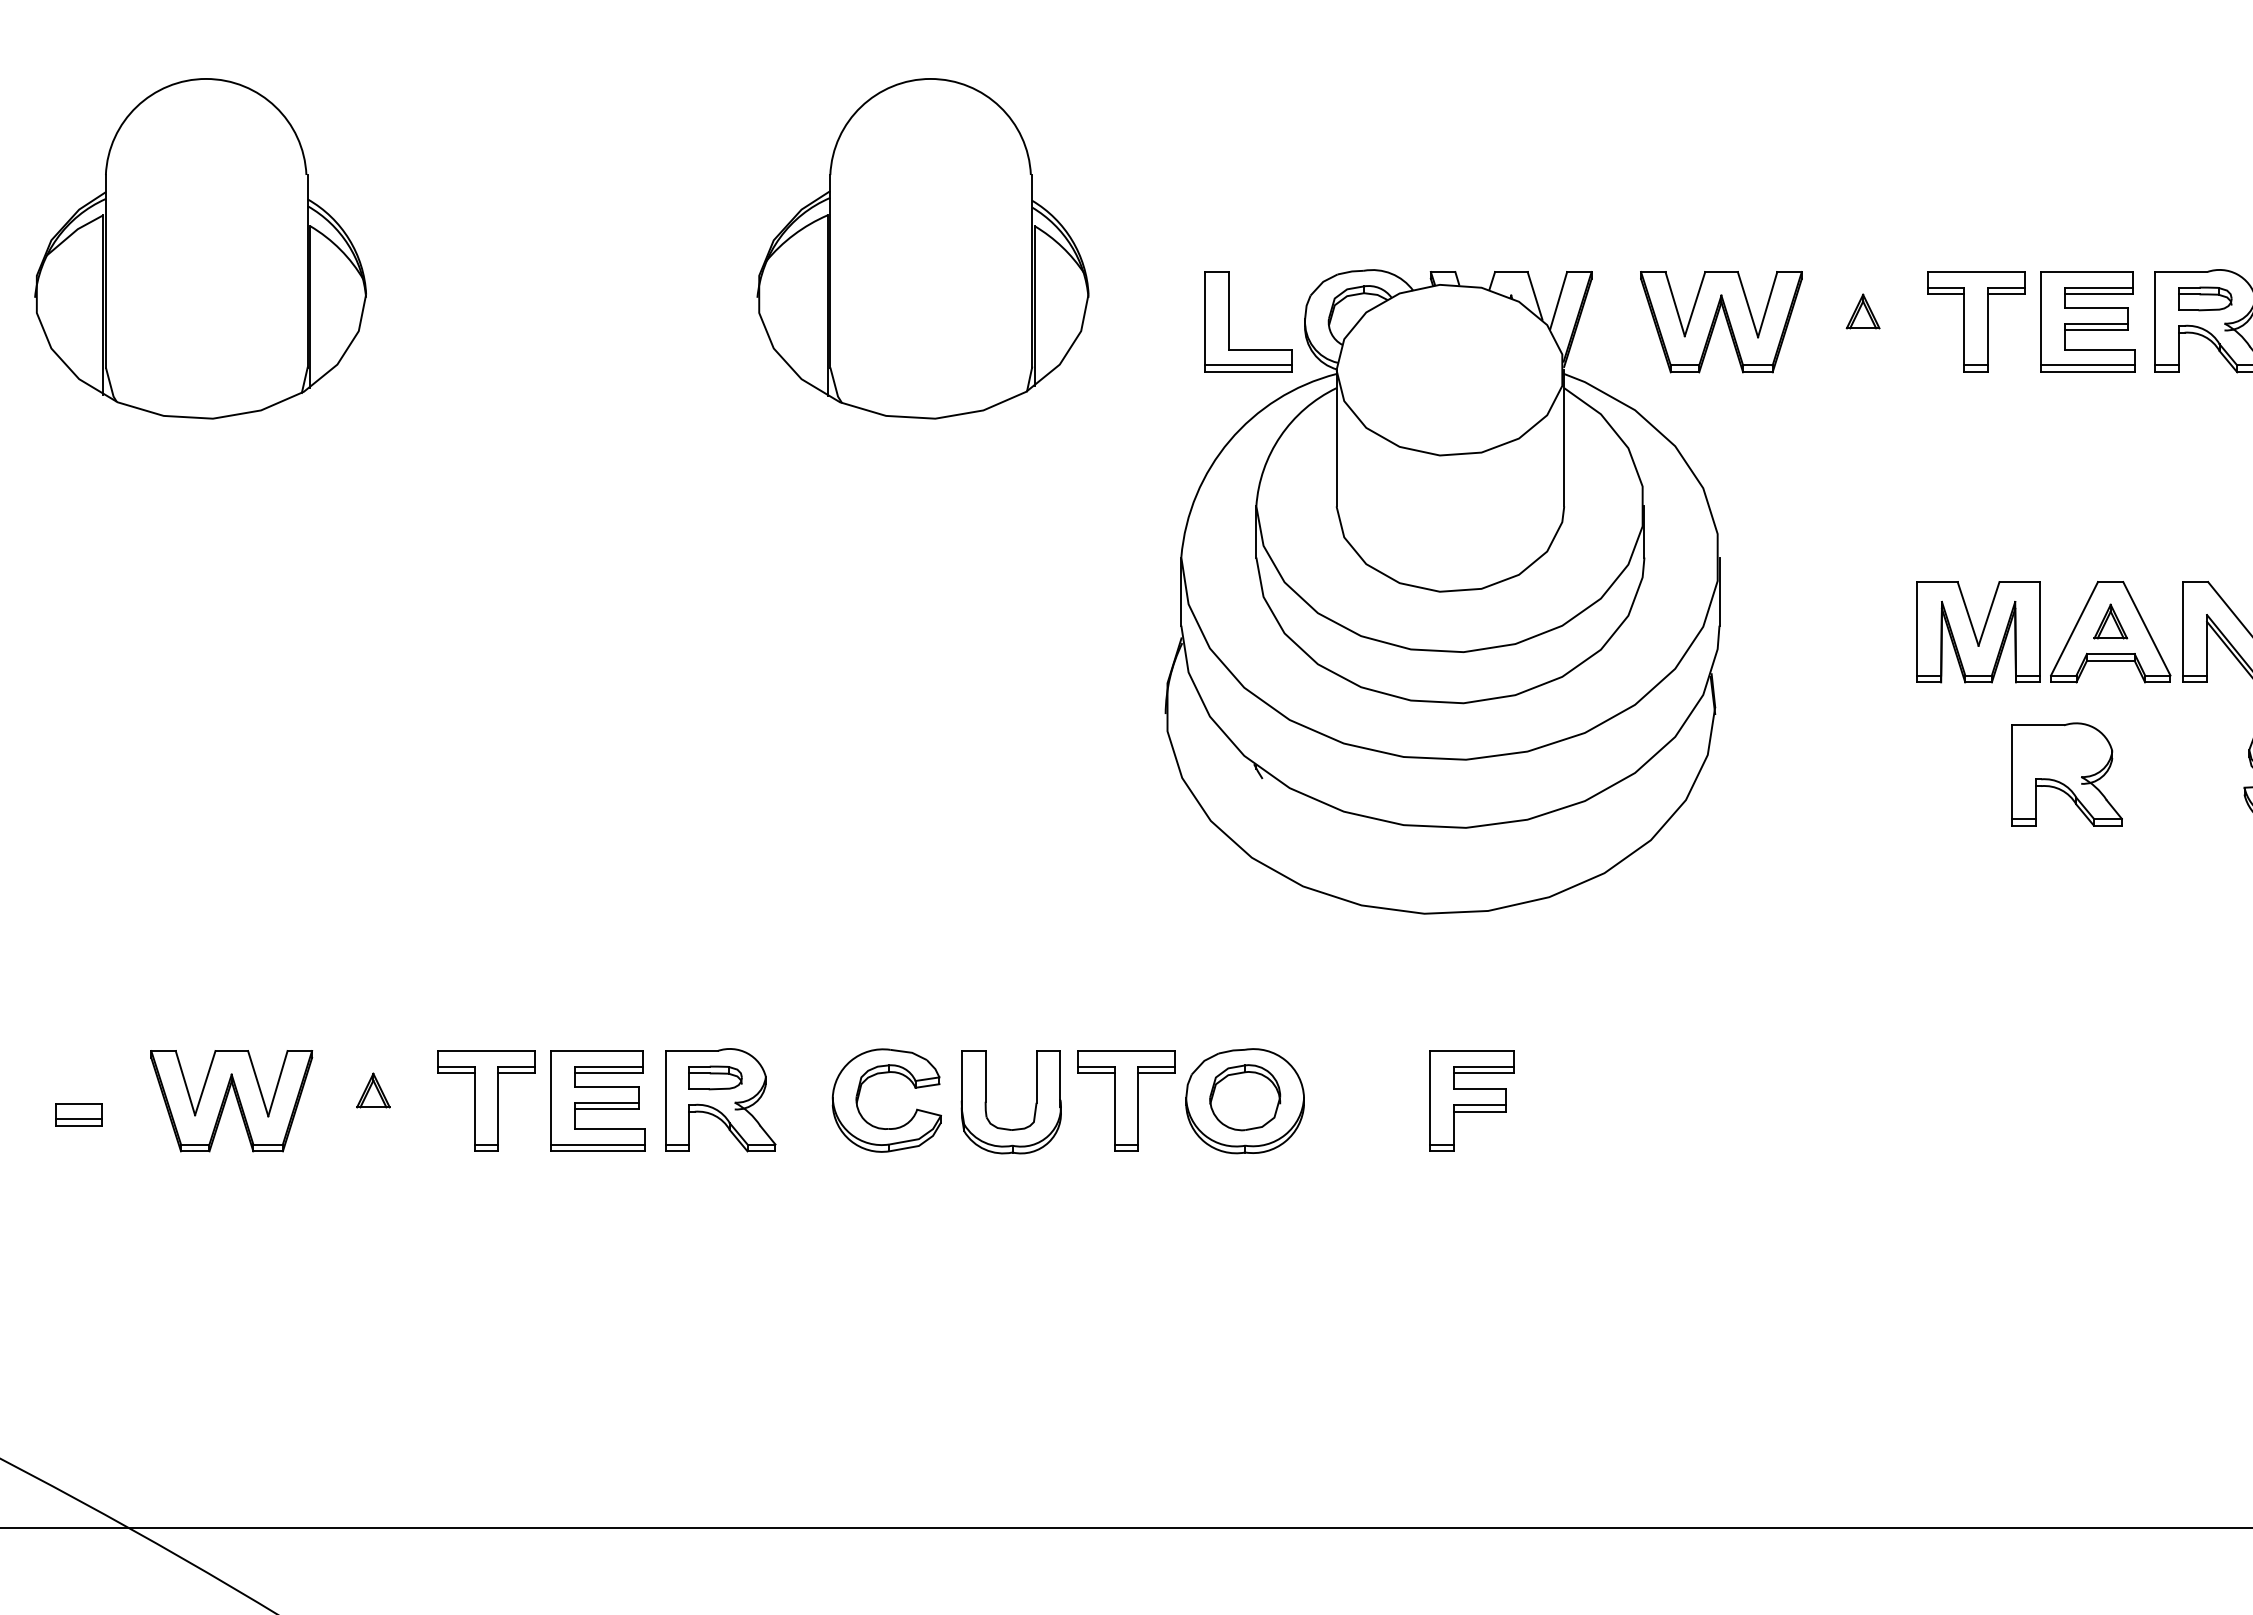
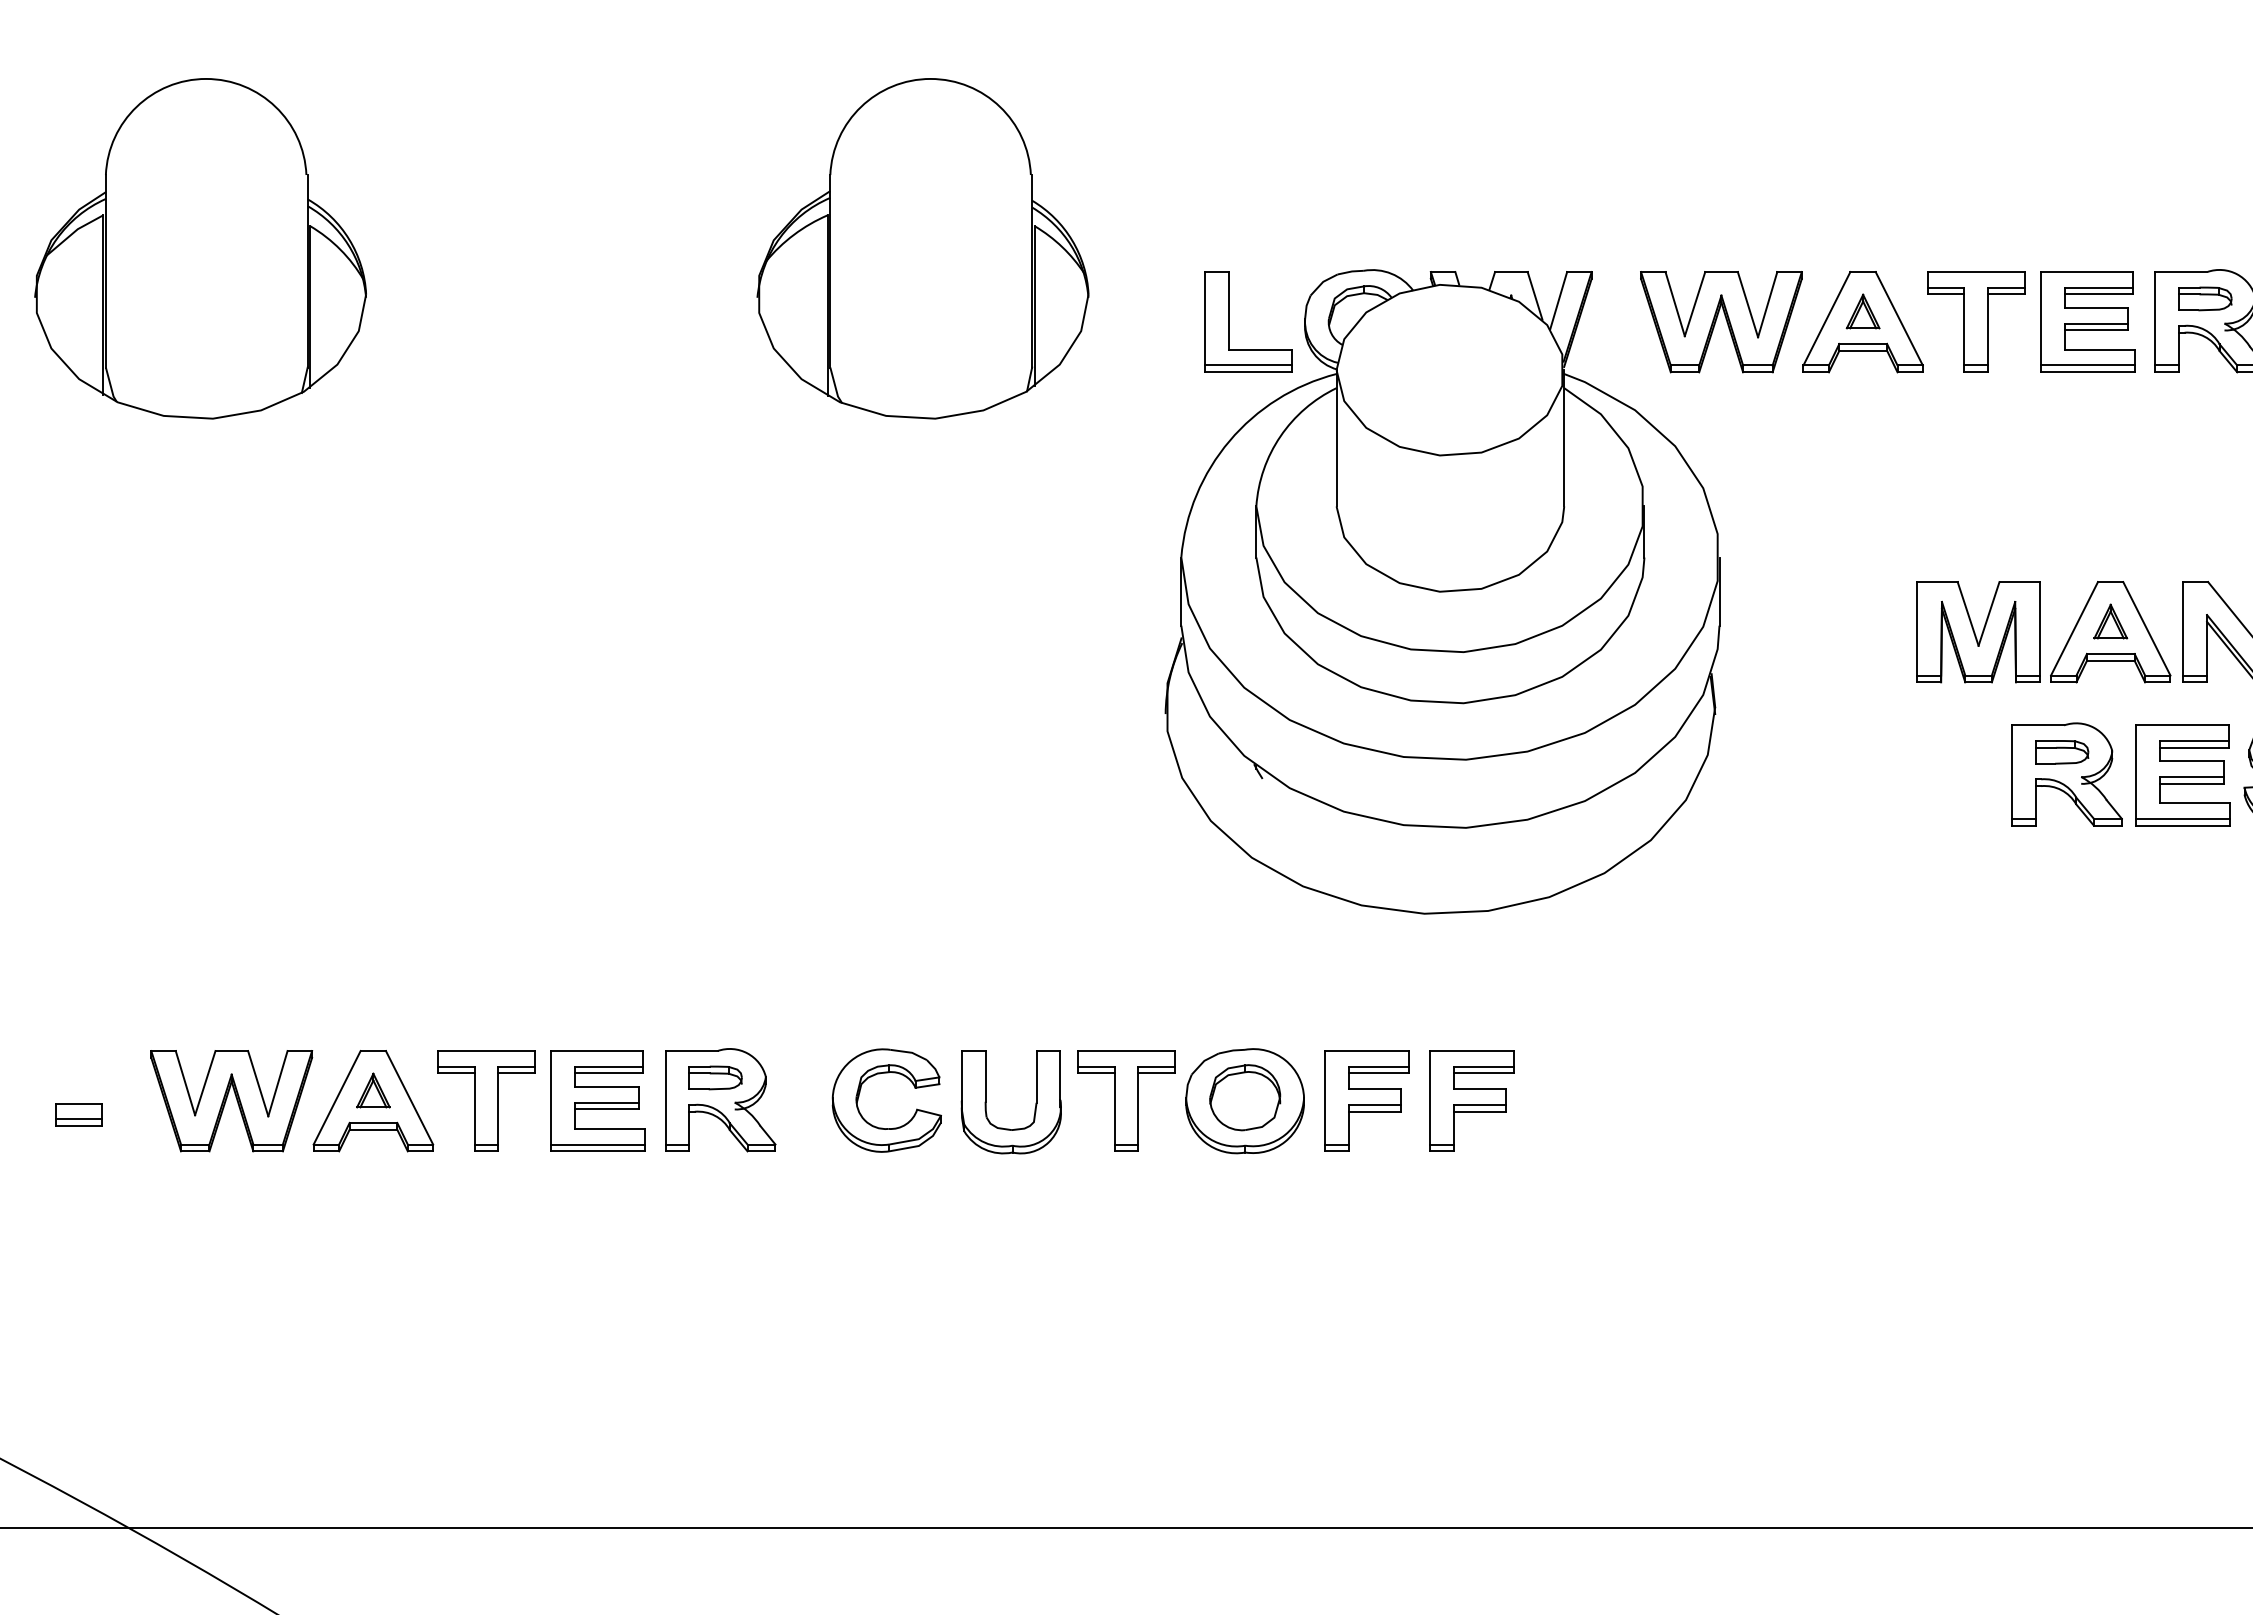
part: none -> present (1862, 322)
part: none -> present (2062, 752)
part: none -> present (2182, 775)
part: none -> present (1366, 1100)
part: none -> present (373, 1101)
